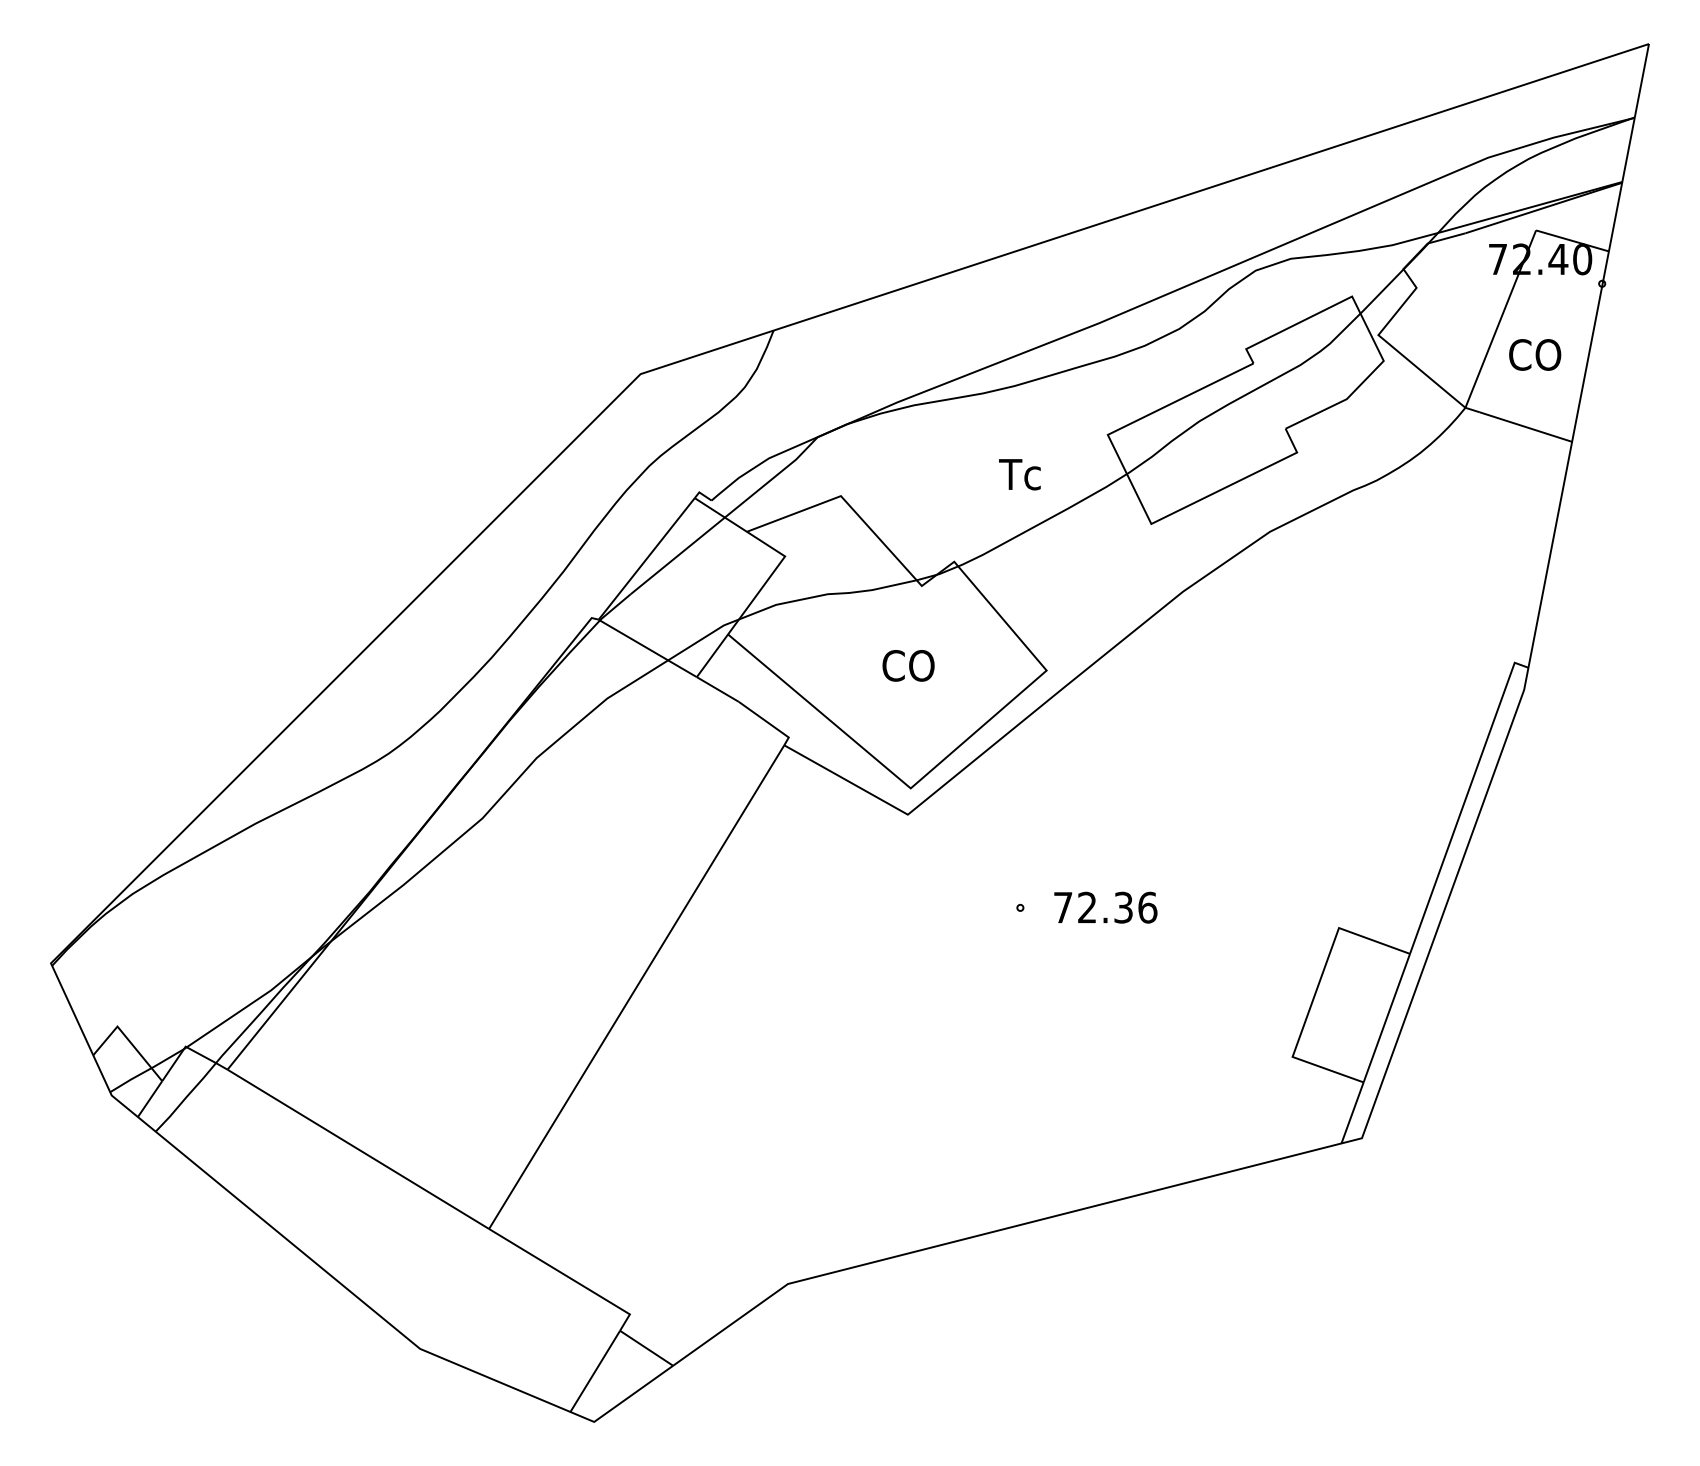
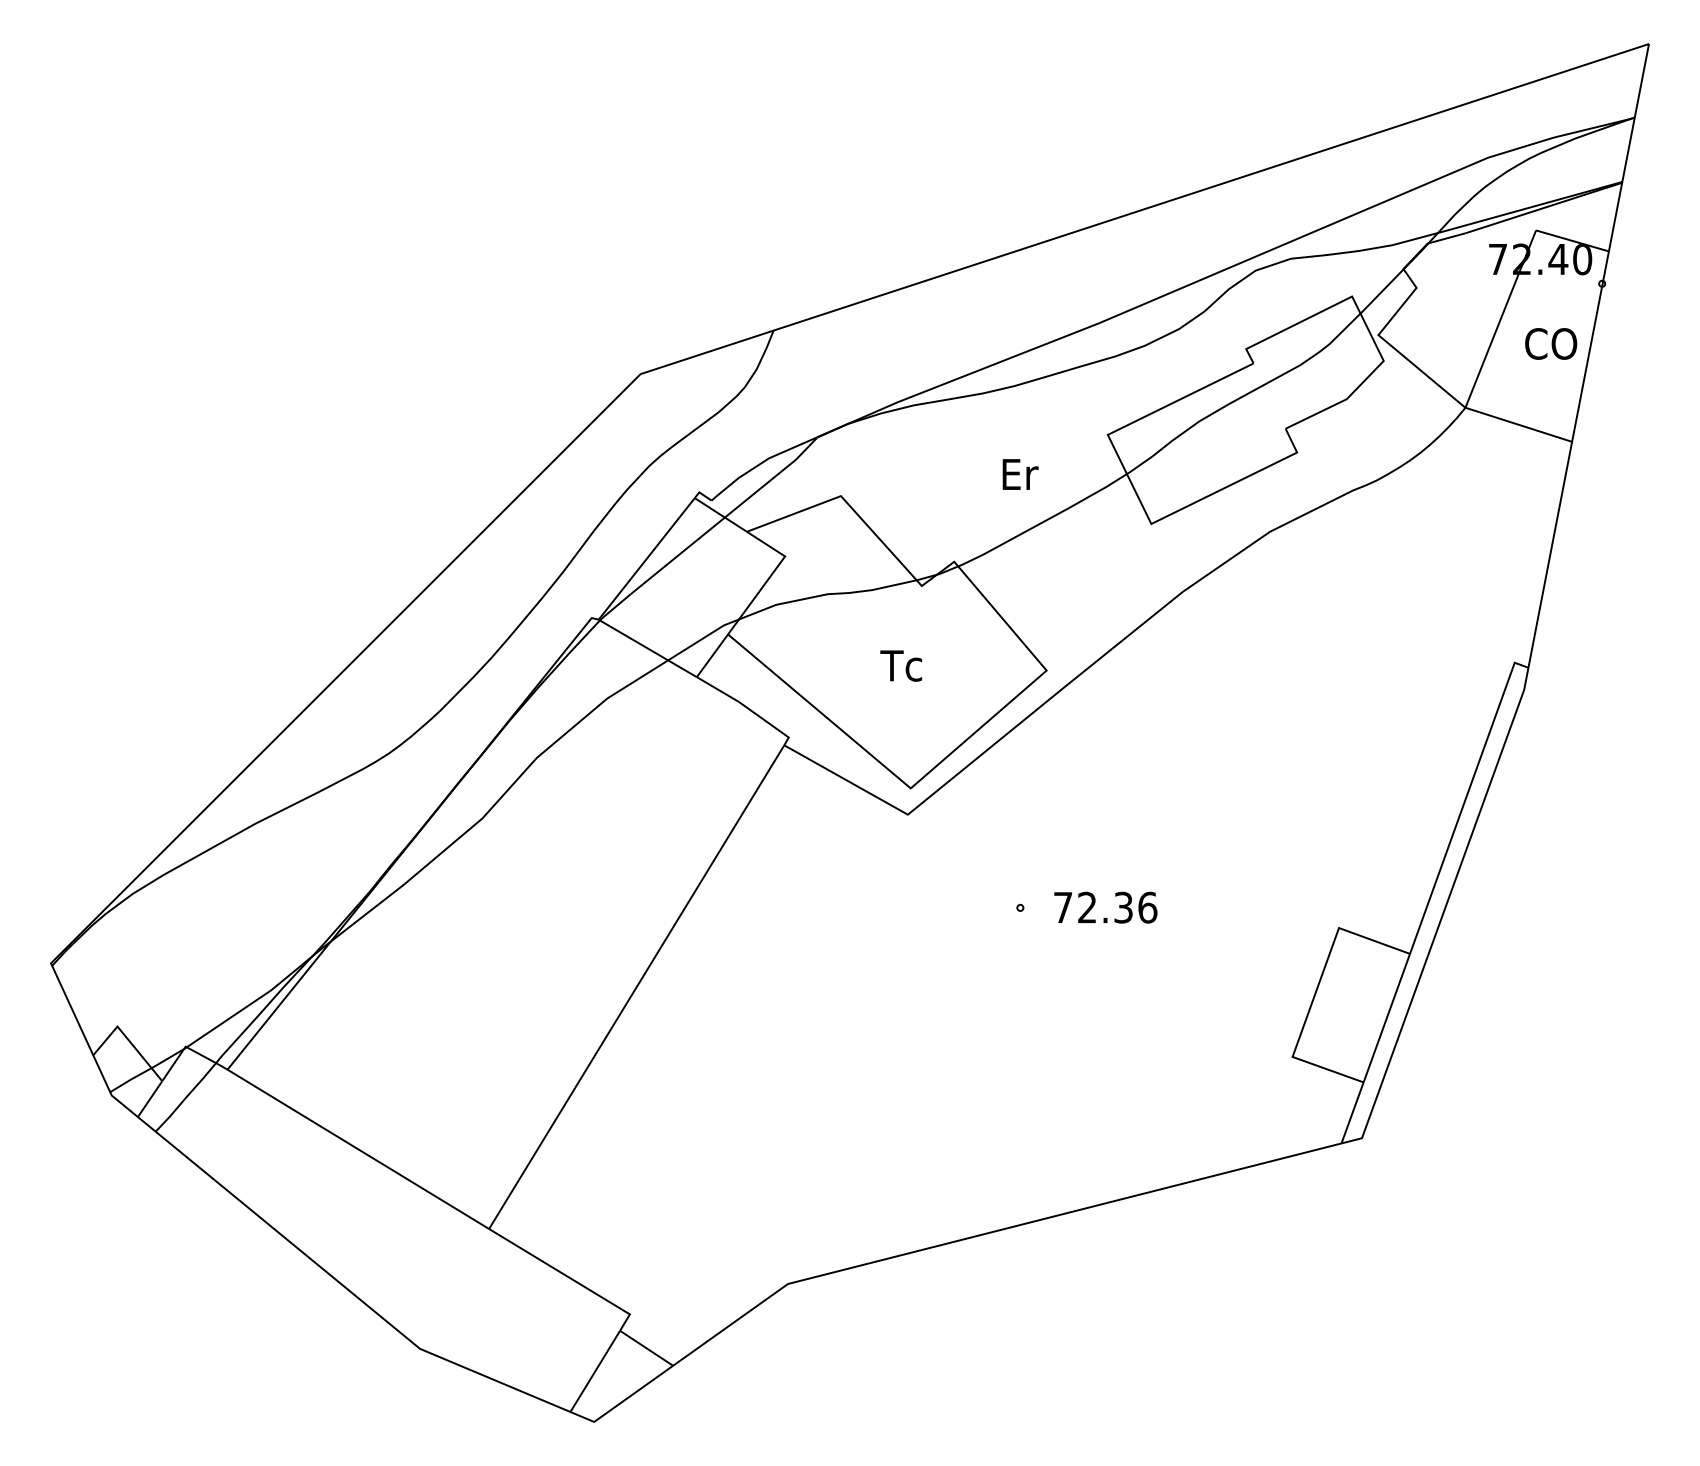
text position: (1535, 354) -> (1551, 343) (1551, 343)
text: Tc -> Er (1019, 474)
text: CO -> Tc (907, 665)
